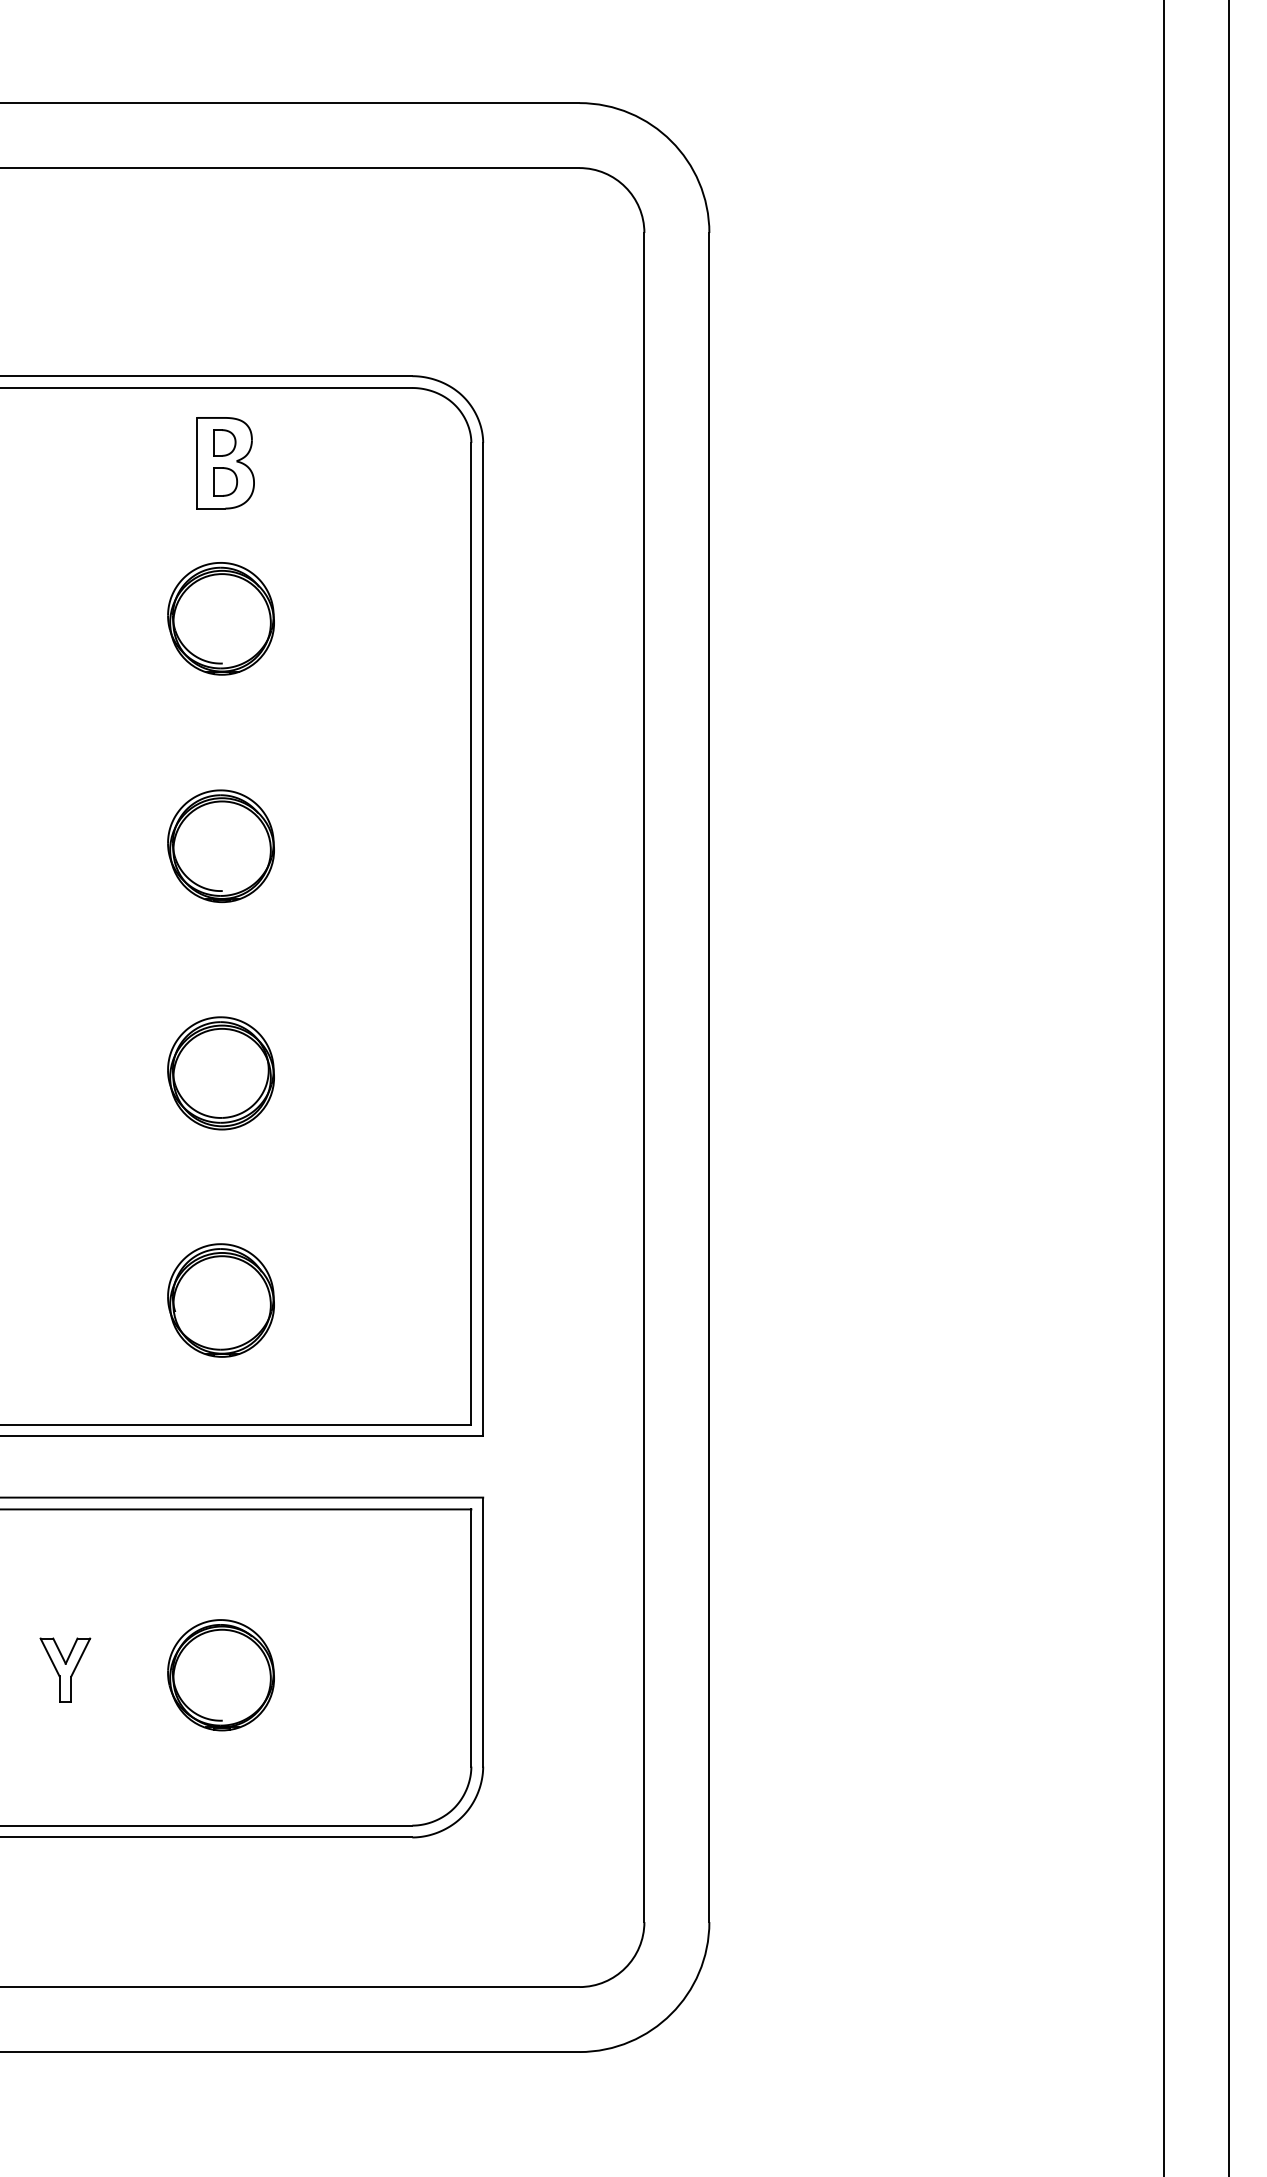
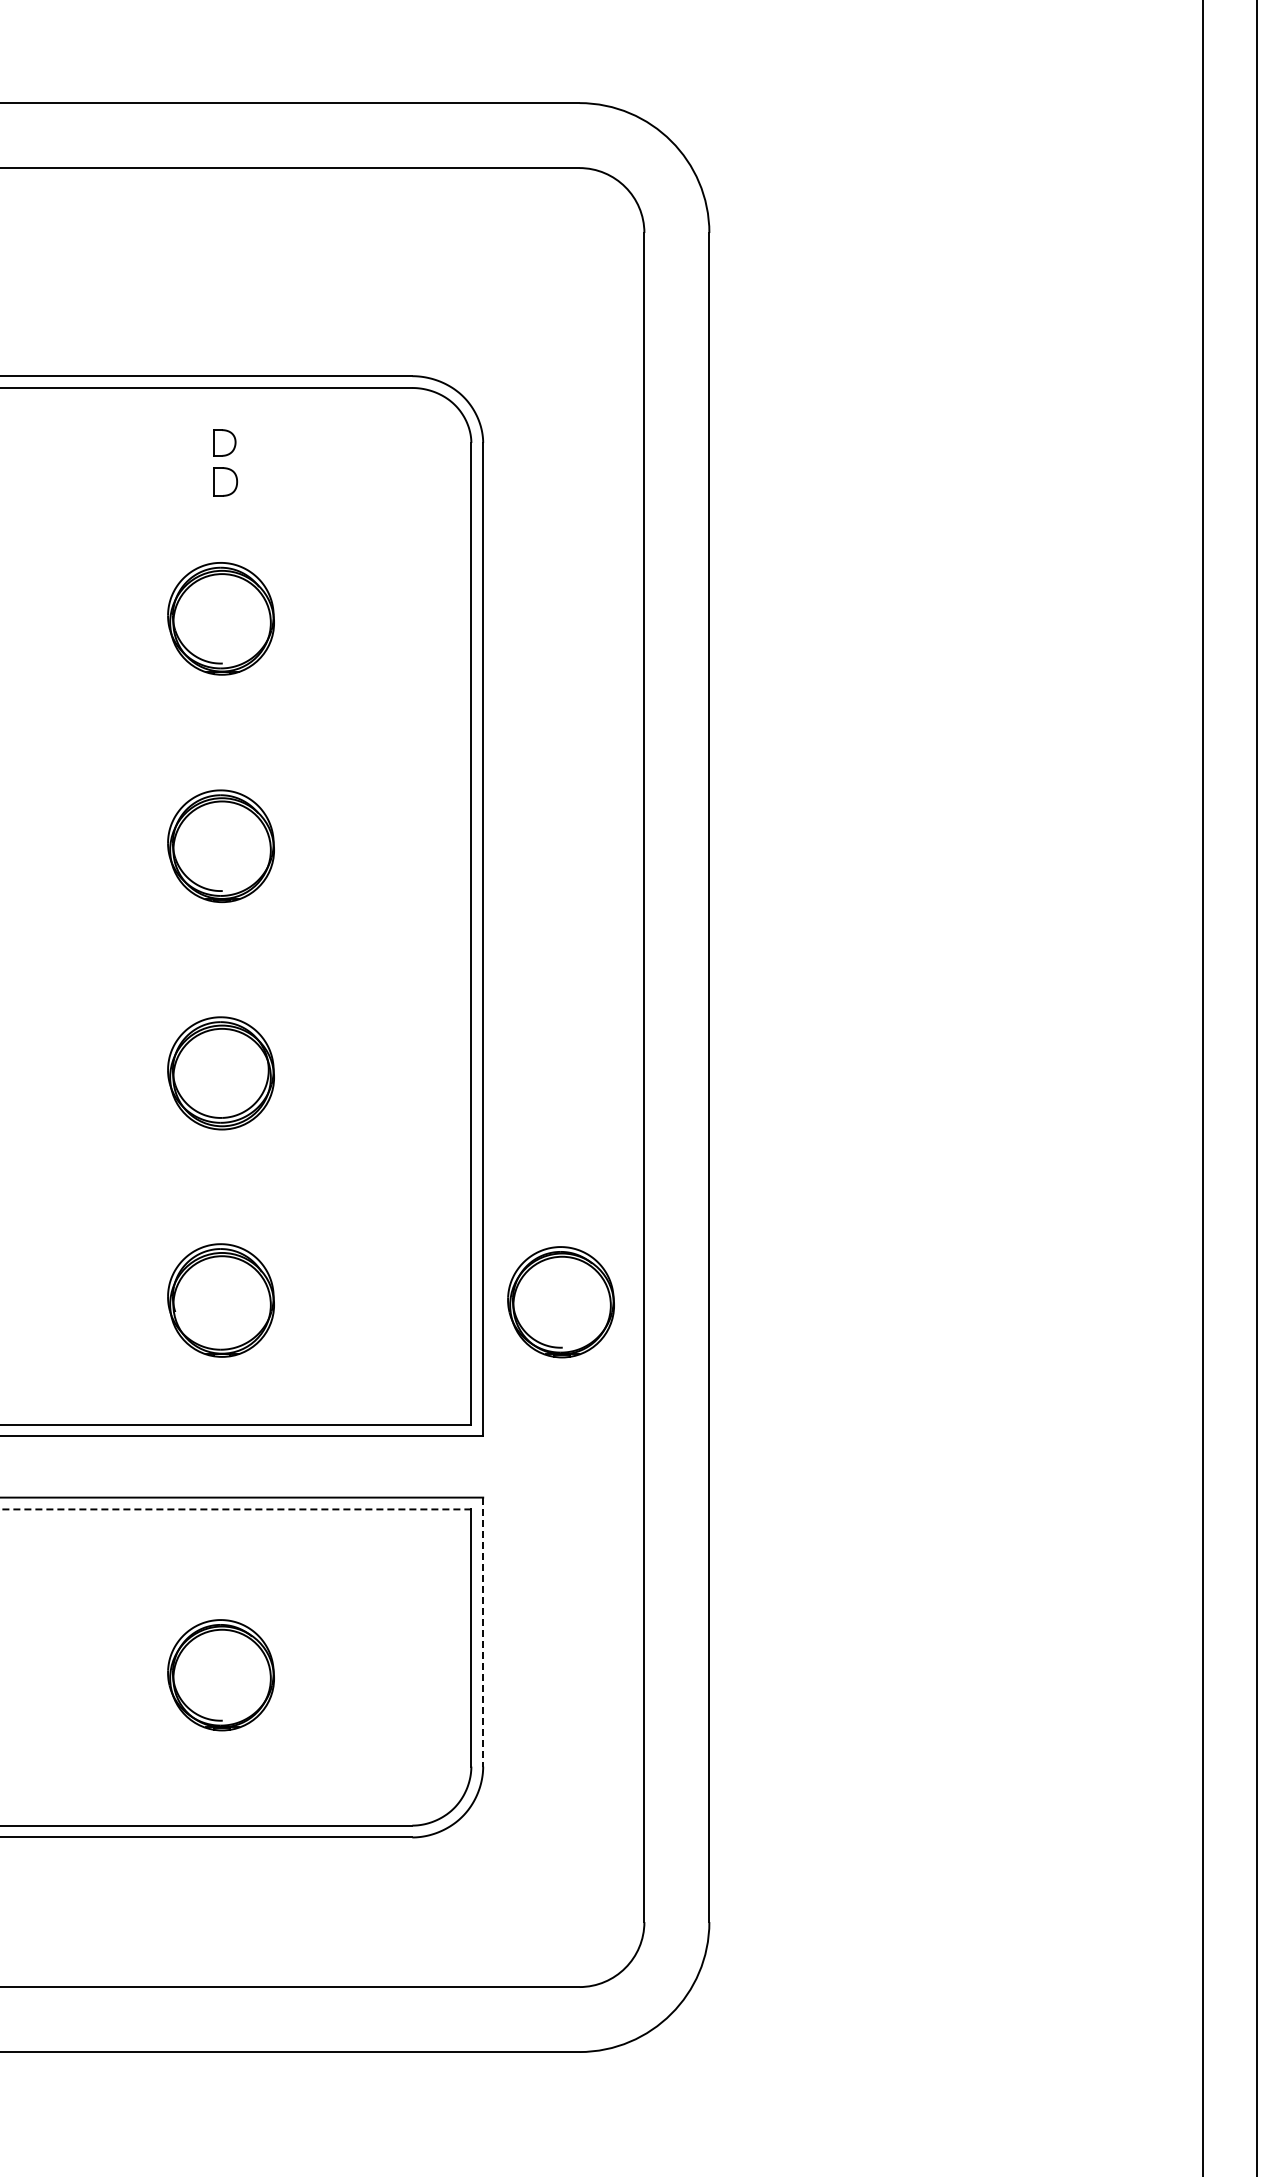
part: present -> none (225, 463)
line position: (1164, 1087) -> (1203, 1087) (1203, 1087)
line position: (1229, 1087) -> (1257, 1087) (1257, 1087)
part: none -> present (560, 1302)
line: solid -> dashed (235, 1509)
line: solid -> dashed (483, 1632)
part: present -> none (65, 1669)
